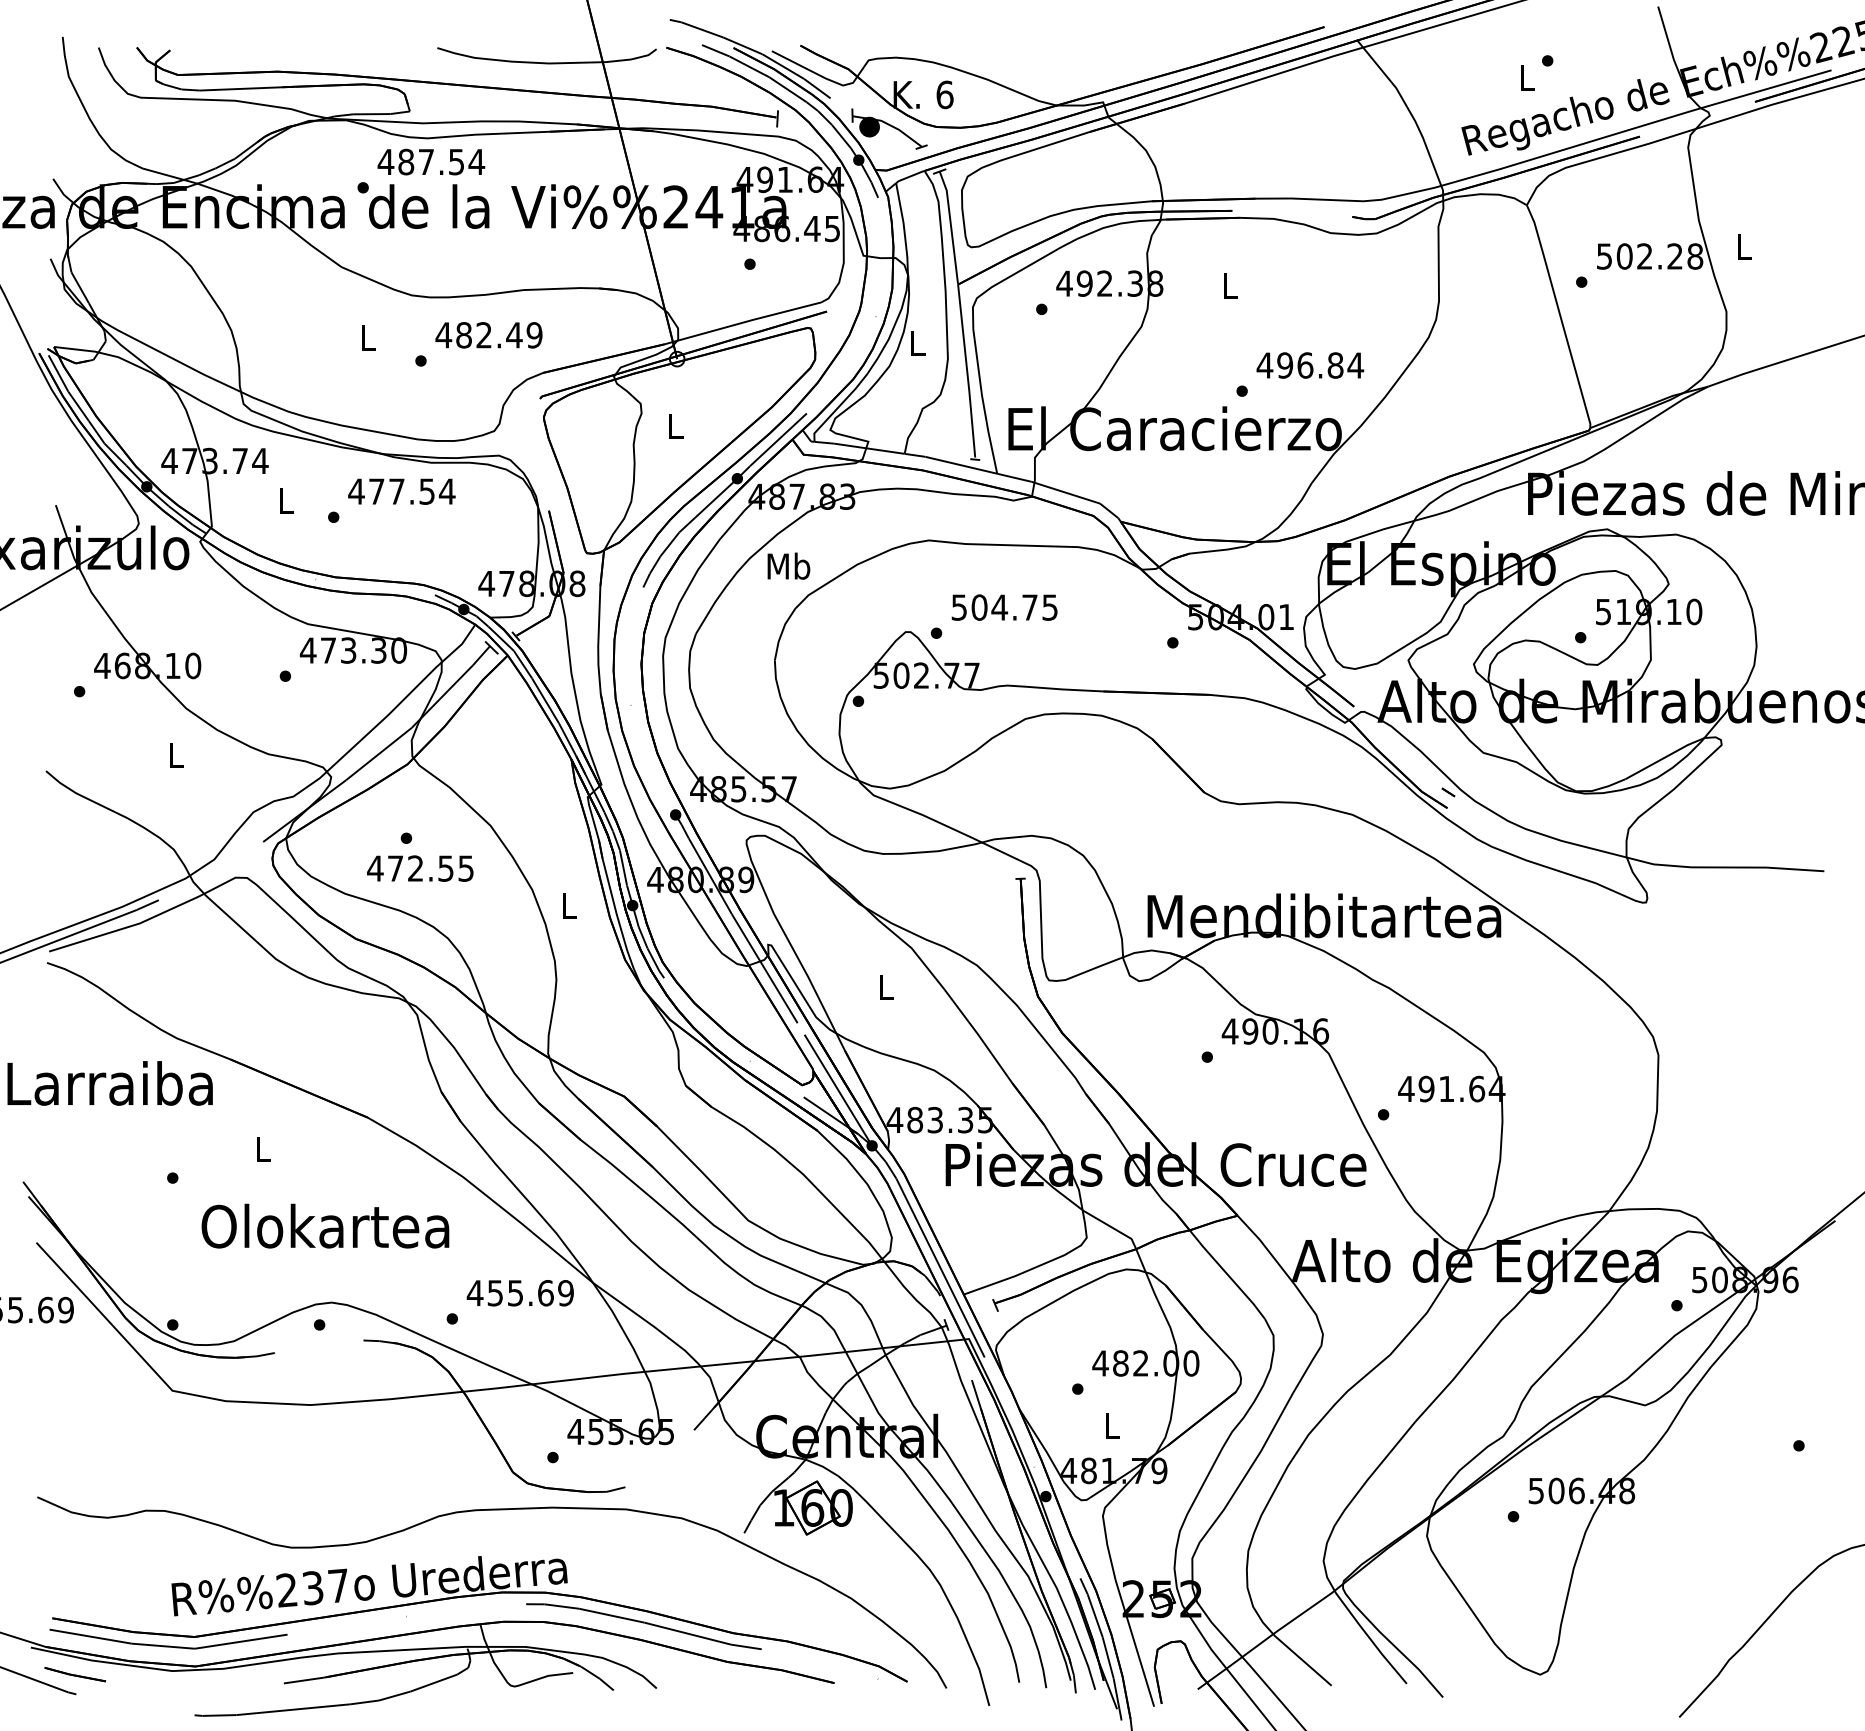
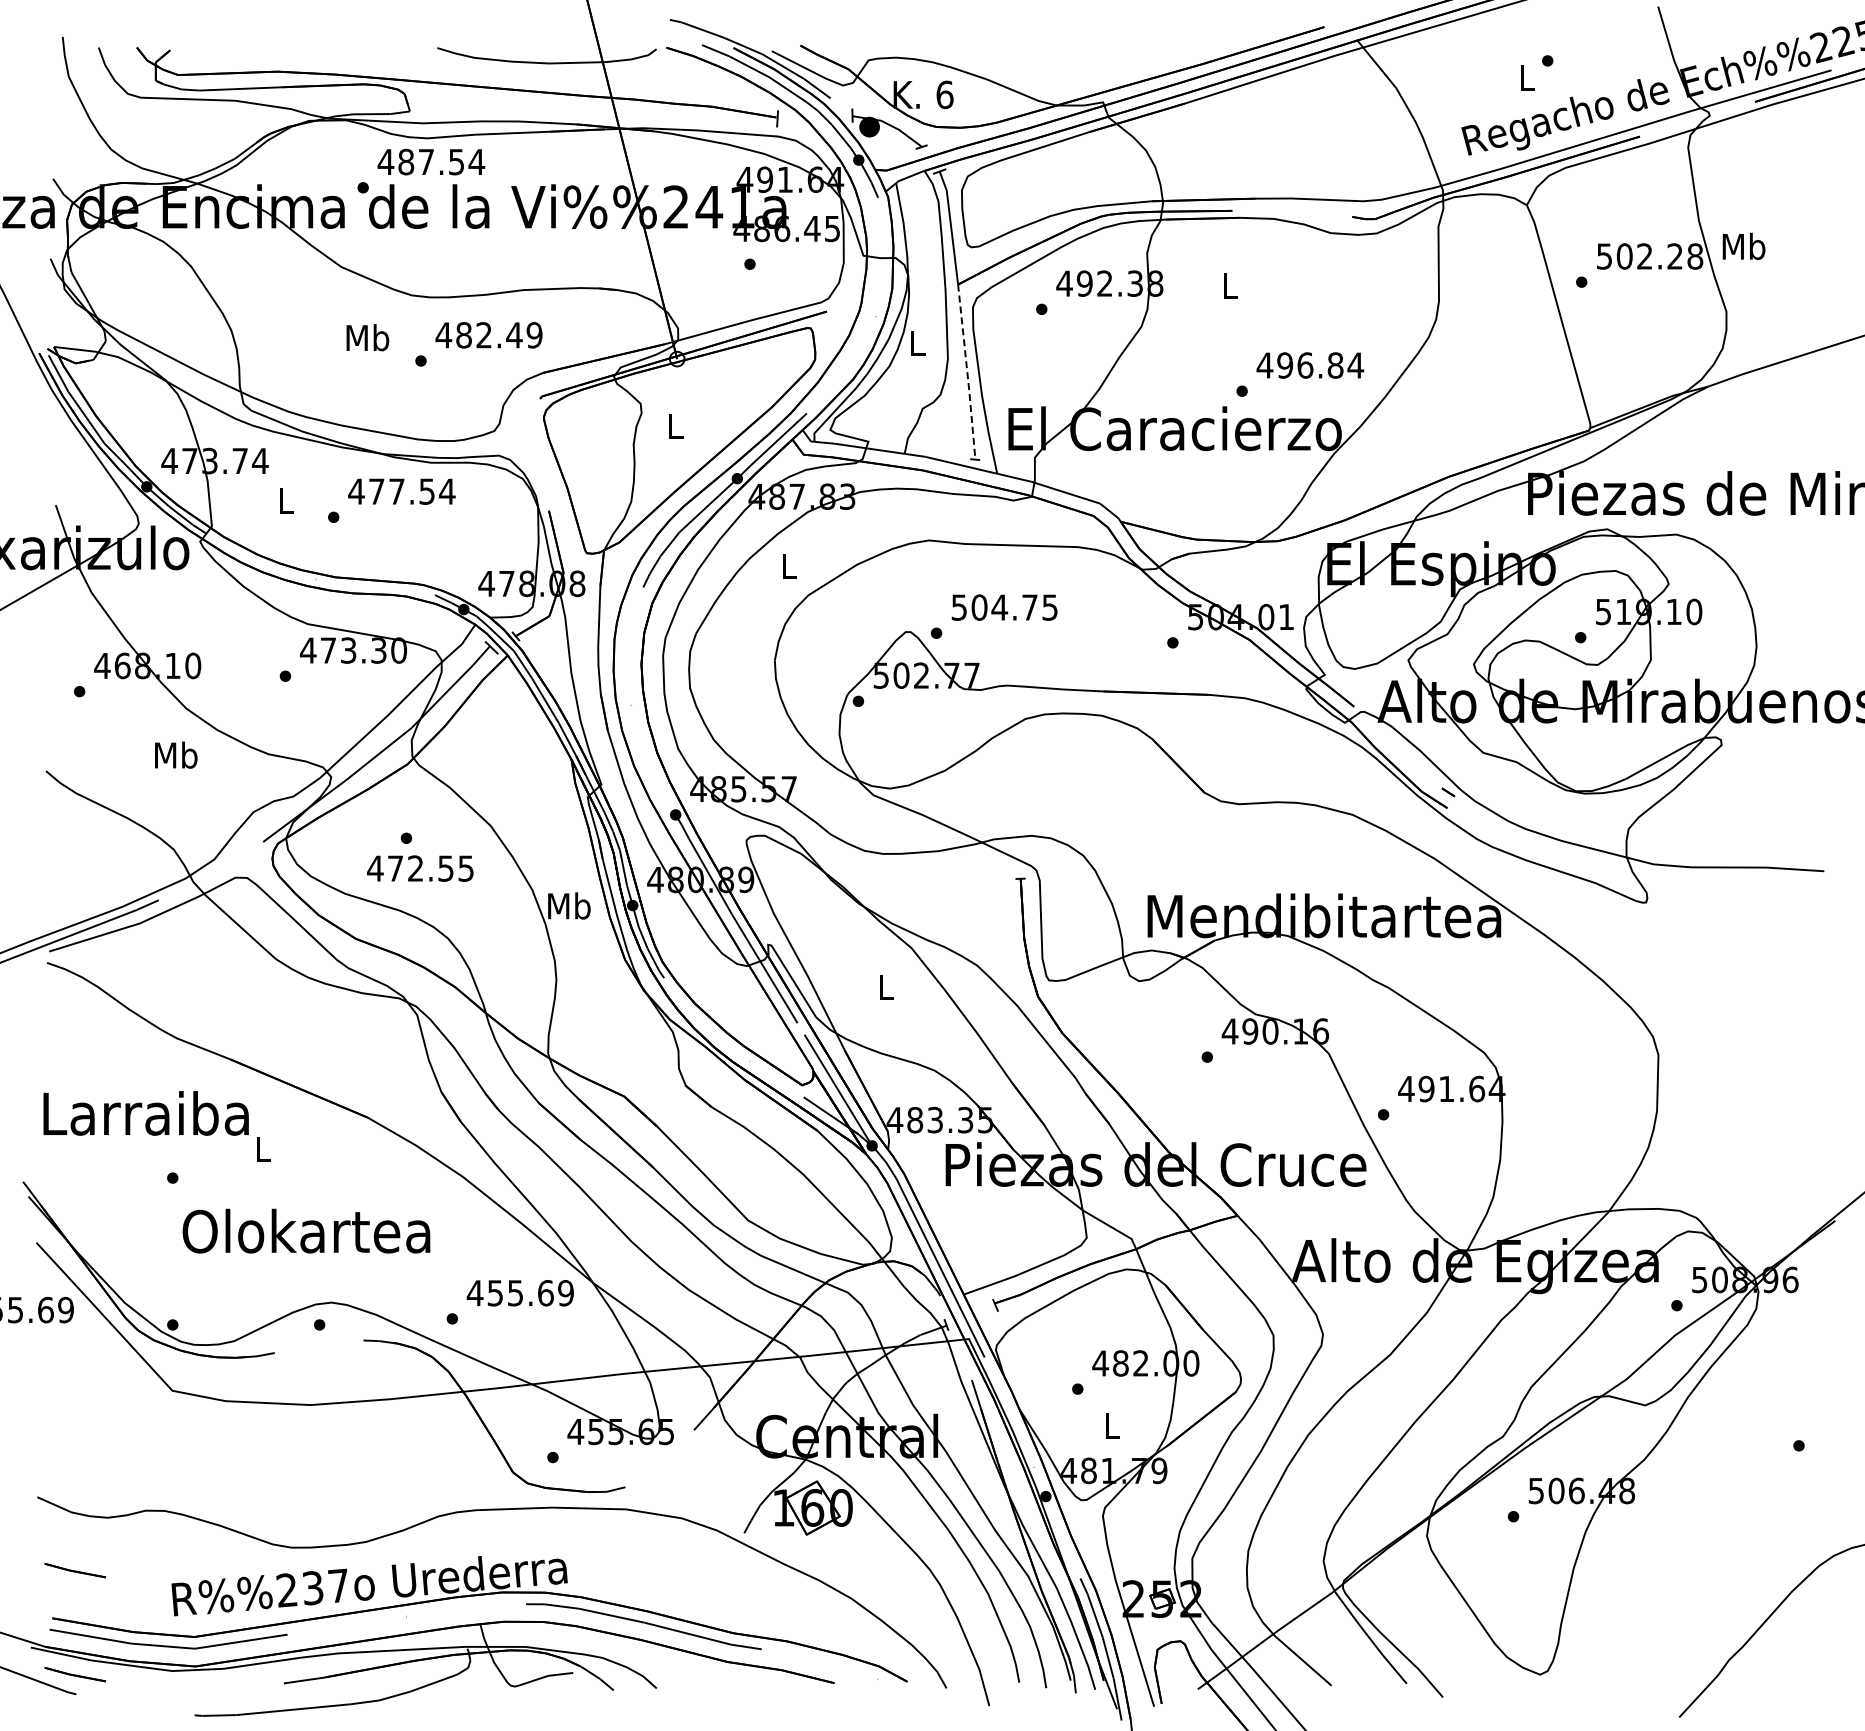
text: L -> Mb (1743, 246)
text: L -> Mb (367, 337)
line: solid -> dashed (967, 372)
text: Mb -> L (788, 565)
text: L -> Mb (176, 754)
text: L -> Mb (569, 905)
text position: (109, 1083) -> (145, 1113) (145, 1113)
text position: (325, 1225) -> (306, 1230) (306, 1230)
line: none -> present (75, 1570)
